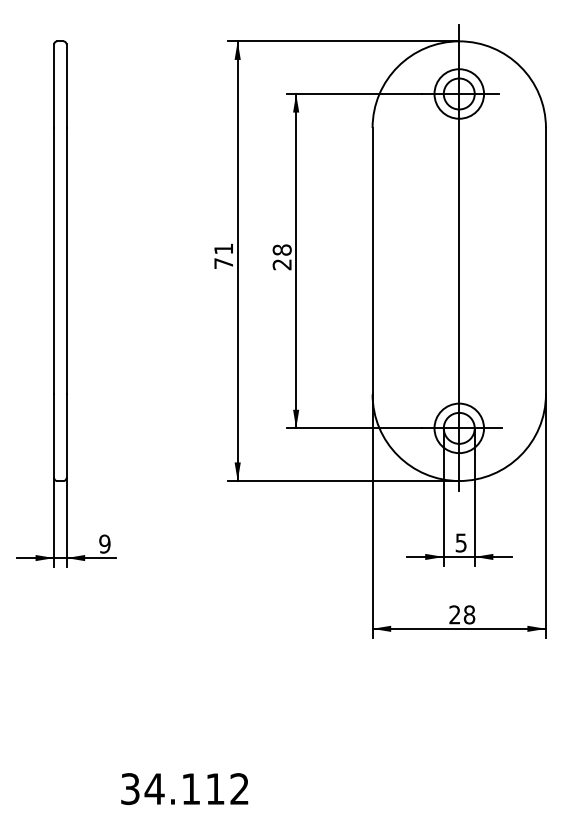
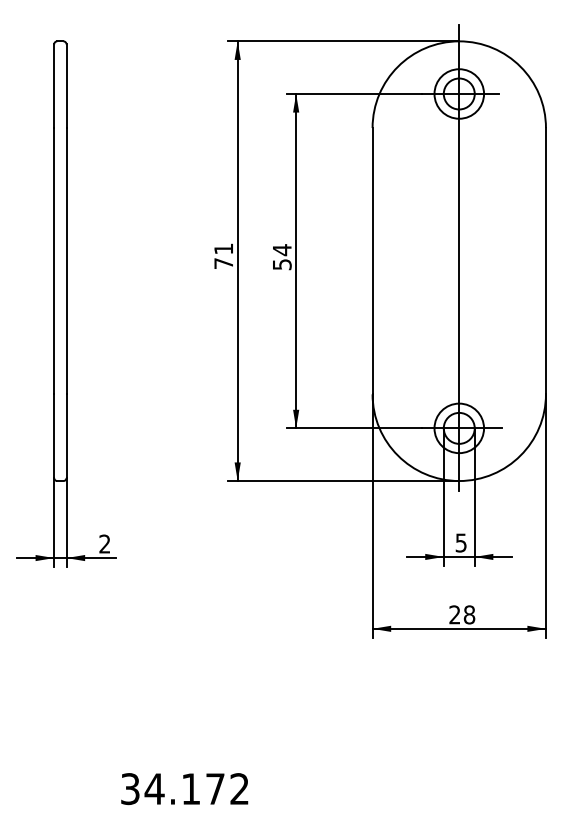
text: 28 -> 54 (281, 257)
text: 9 -> 2 (104, 543)
text: 34.112 -> 34.172 (215, 788)
